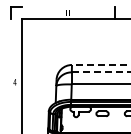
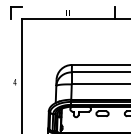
line: dashed -> solid (100, 64)
line: dashed -> solid (101, 72)
